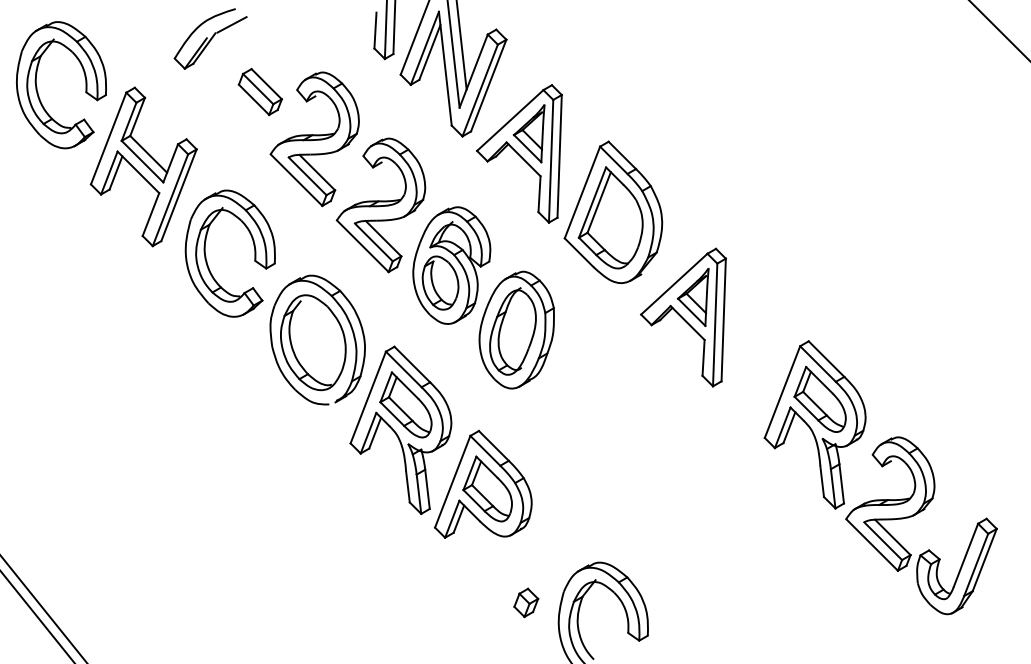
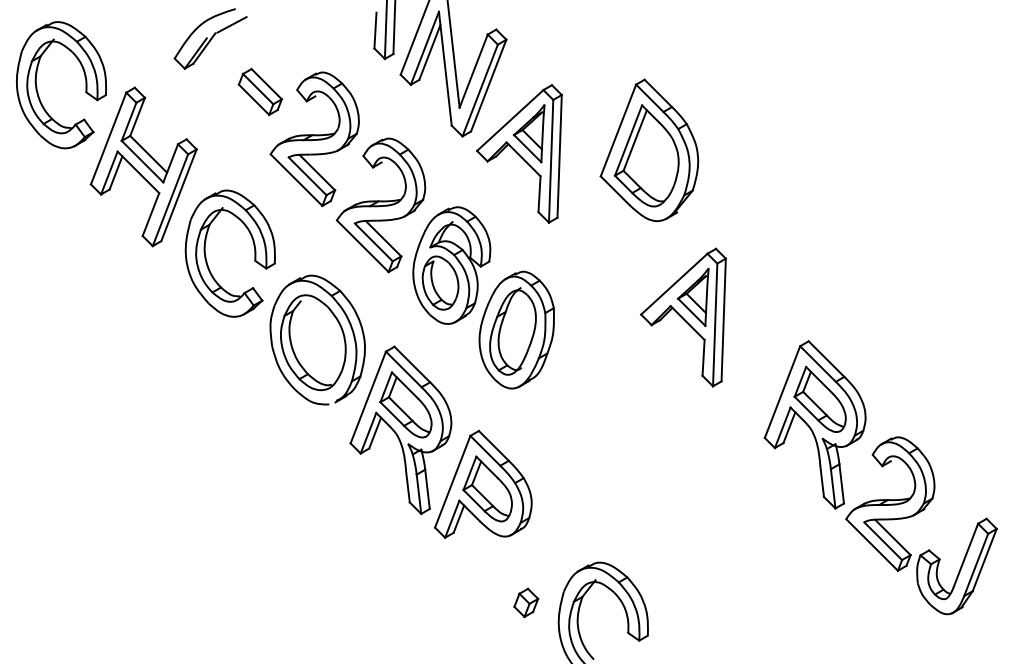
line: present -> none (998, 30)
line: present -> none (461, 45)
part position: (613, 211) -> (649, 149) (649, 149)
line: present -> none (43, 608)
line: present -> none (37, 616)
